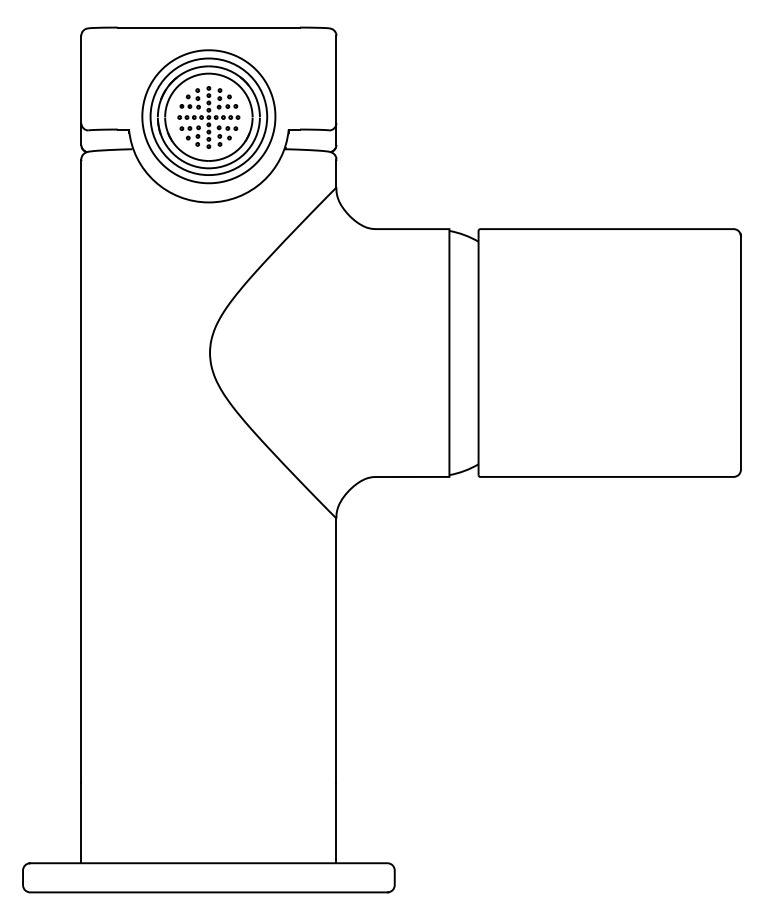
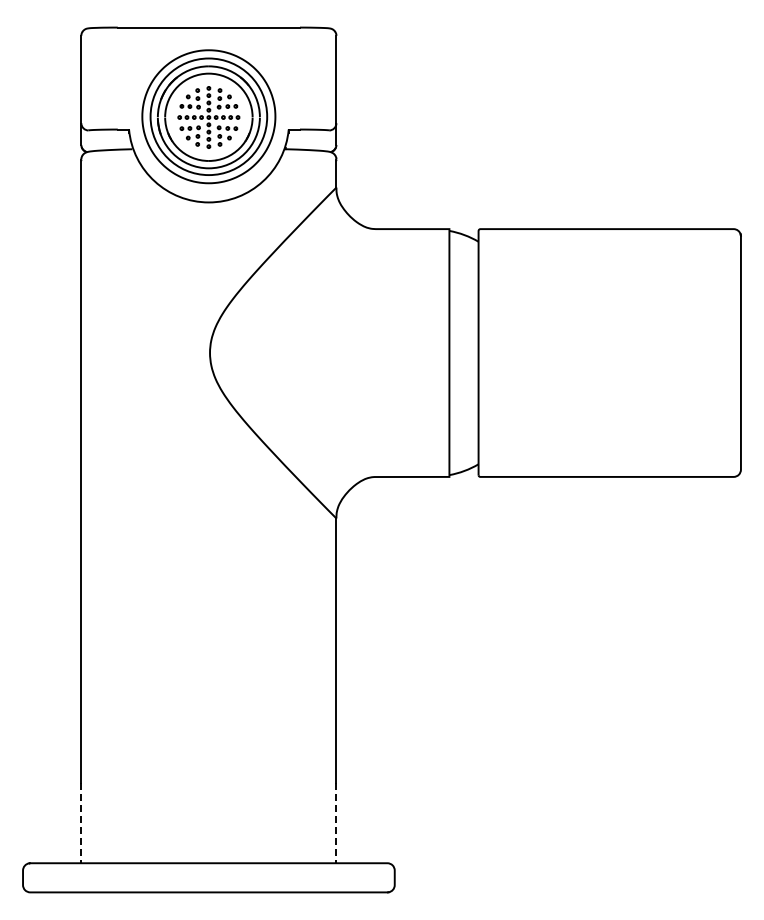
line: solid -> dashed (81, 823)
line: solid -> dashed (336, 823)
